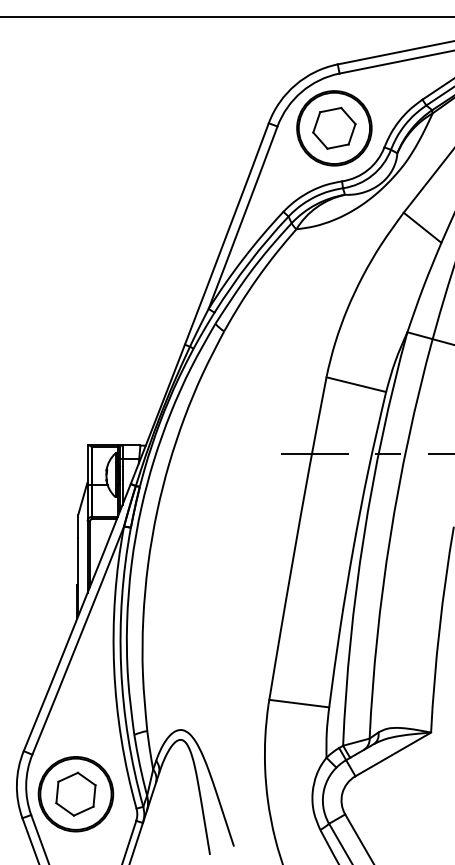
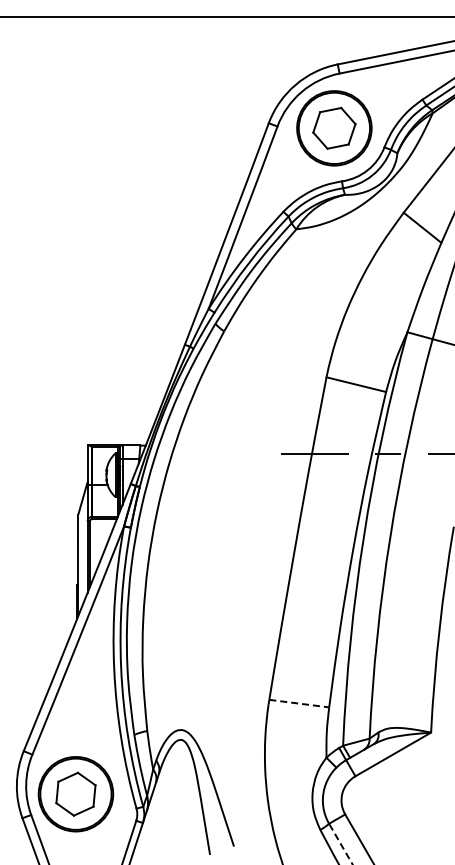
line: solid -> dashed (299, 703)
line: solid -> dashed (340, 843)
